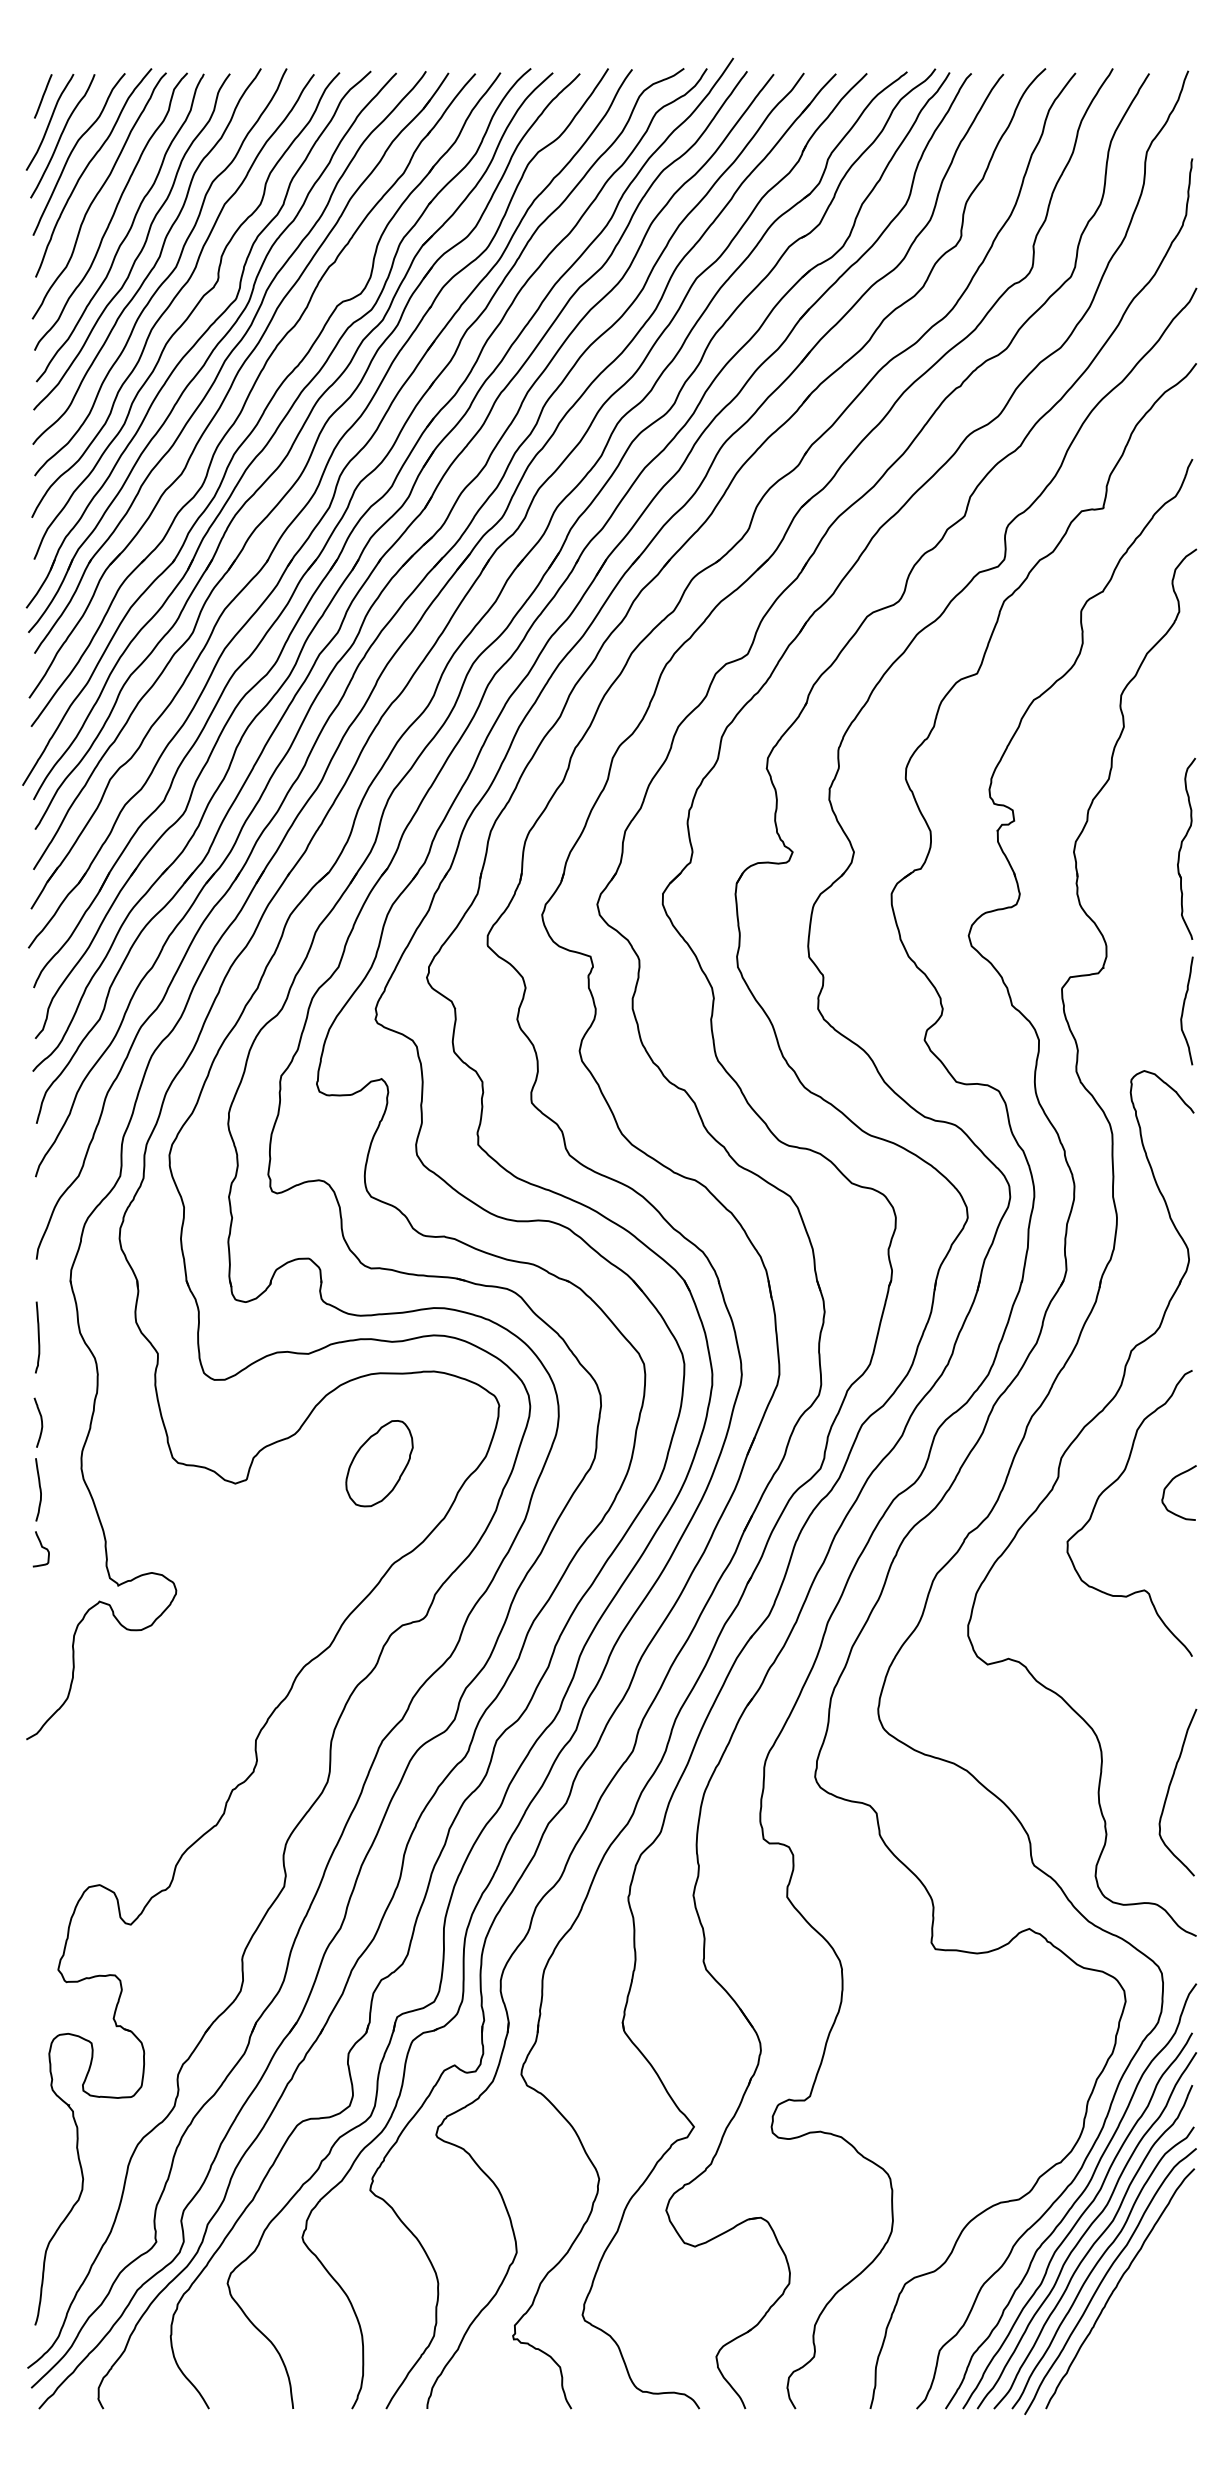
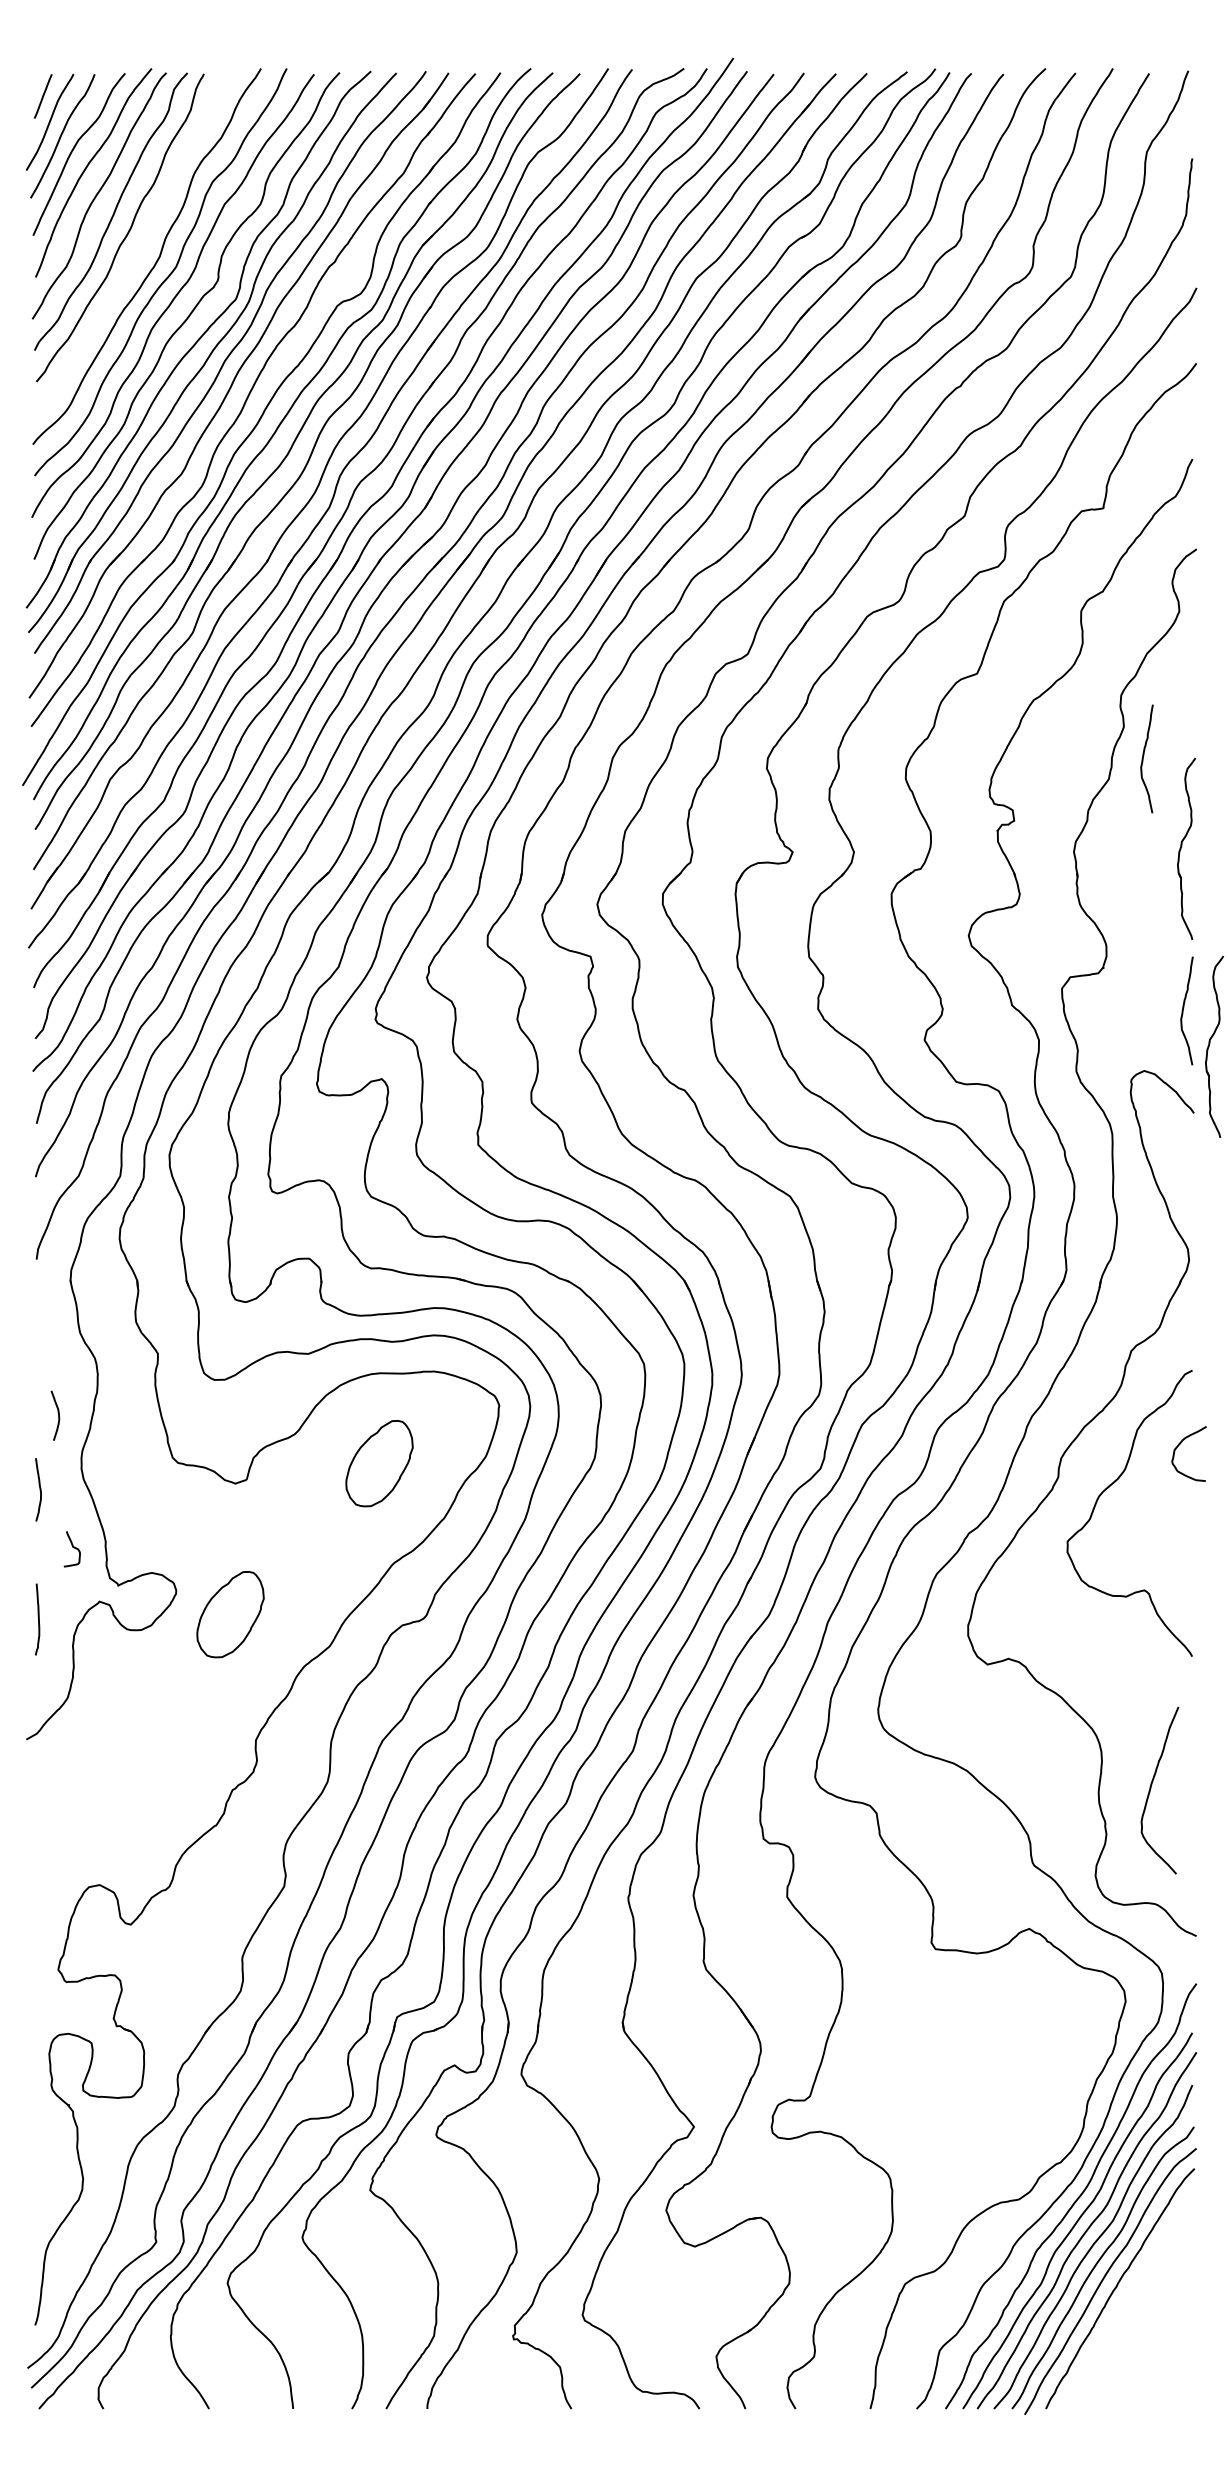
curve: present -> none (142, 246)
curve: none -> present (1143, 758)
part: none -> present (1214, 1046)
curve position: (38, 1337) -> (38, 1619) (38, 1619)
curve position: (41, 1422) -> (58, 1415) (58, 1415)
curve position: (1170, 1483) -> (1180, 1444) (1180, 1444)
curve position: (41, 1547) -> (72, 1547) (72, 1547)
part: none -> present (230, 1614)
curve position: (1169, 1790) -> (1151, 1788) (1151, 1788)
